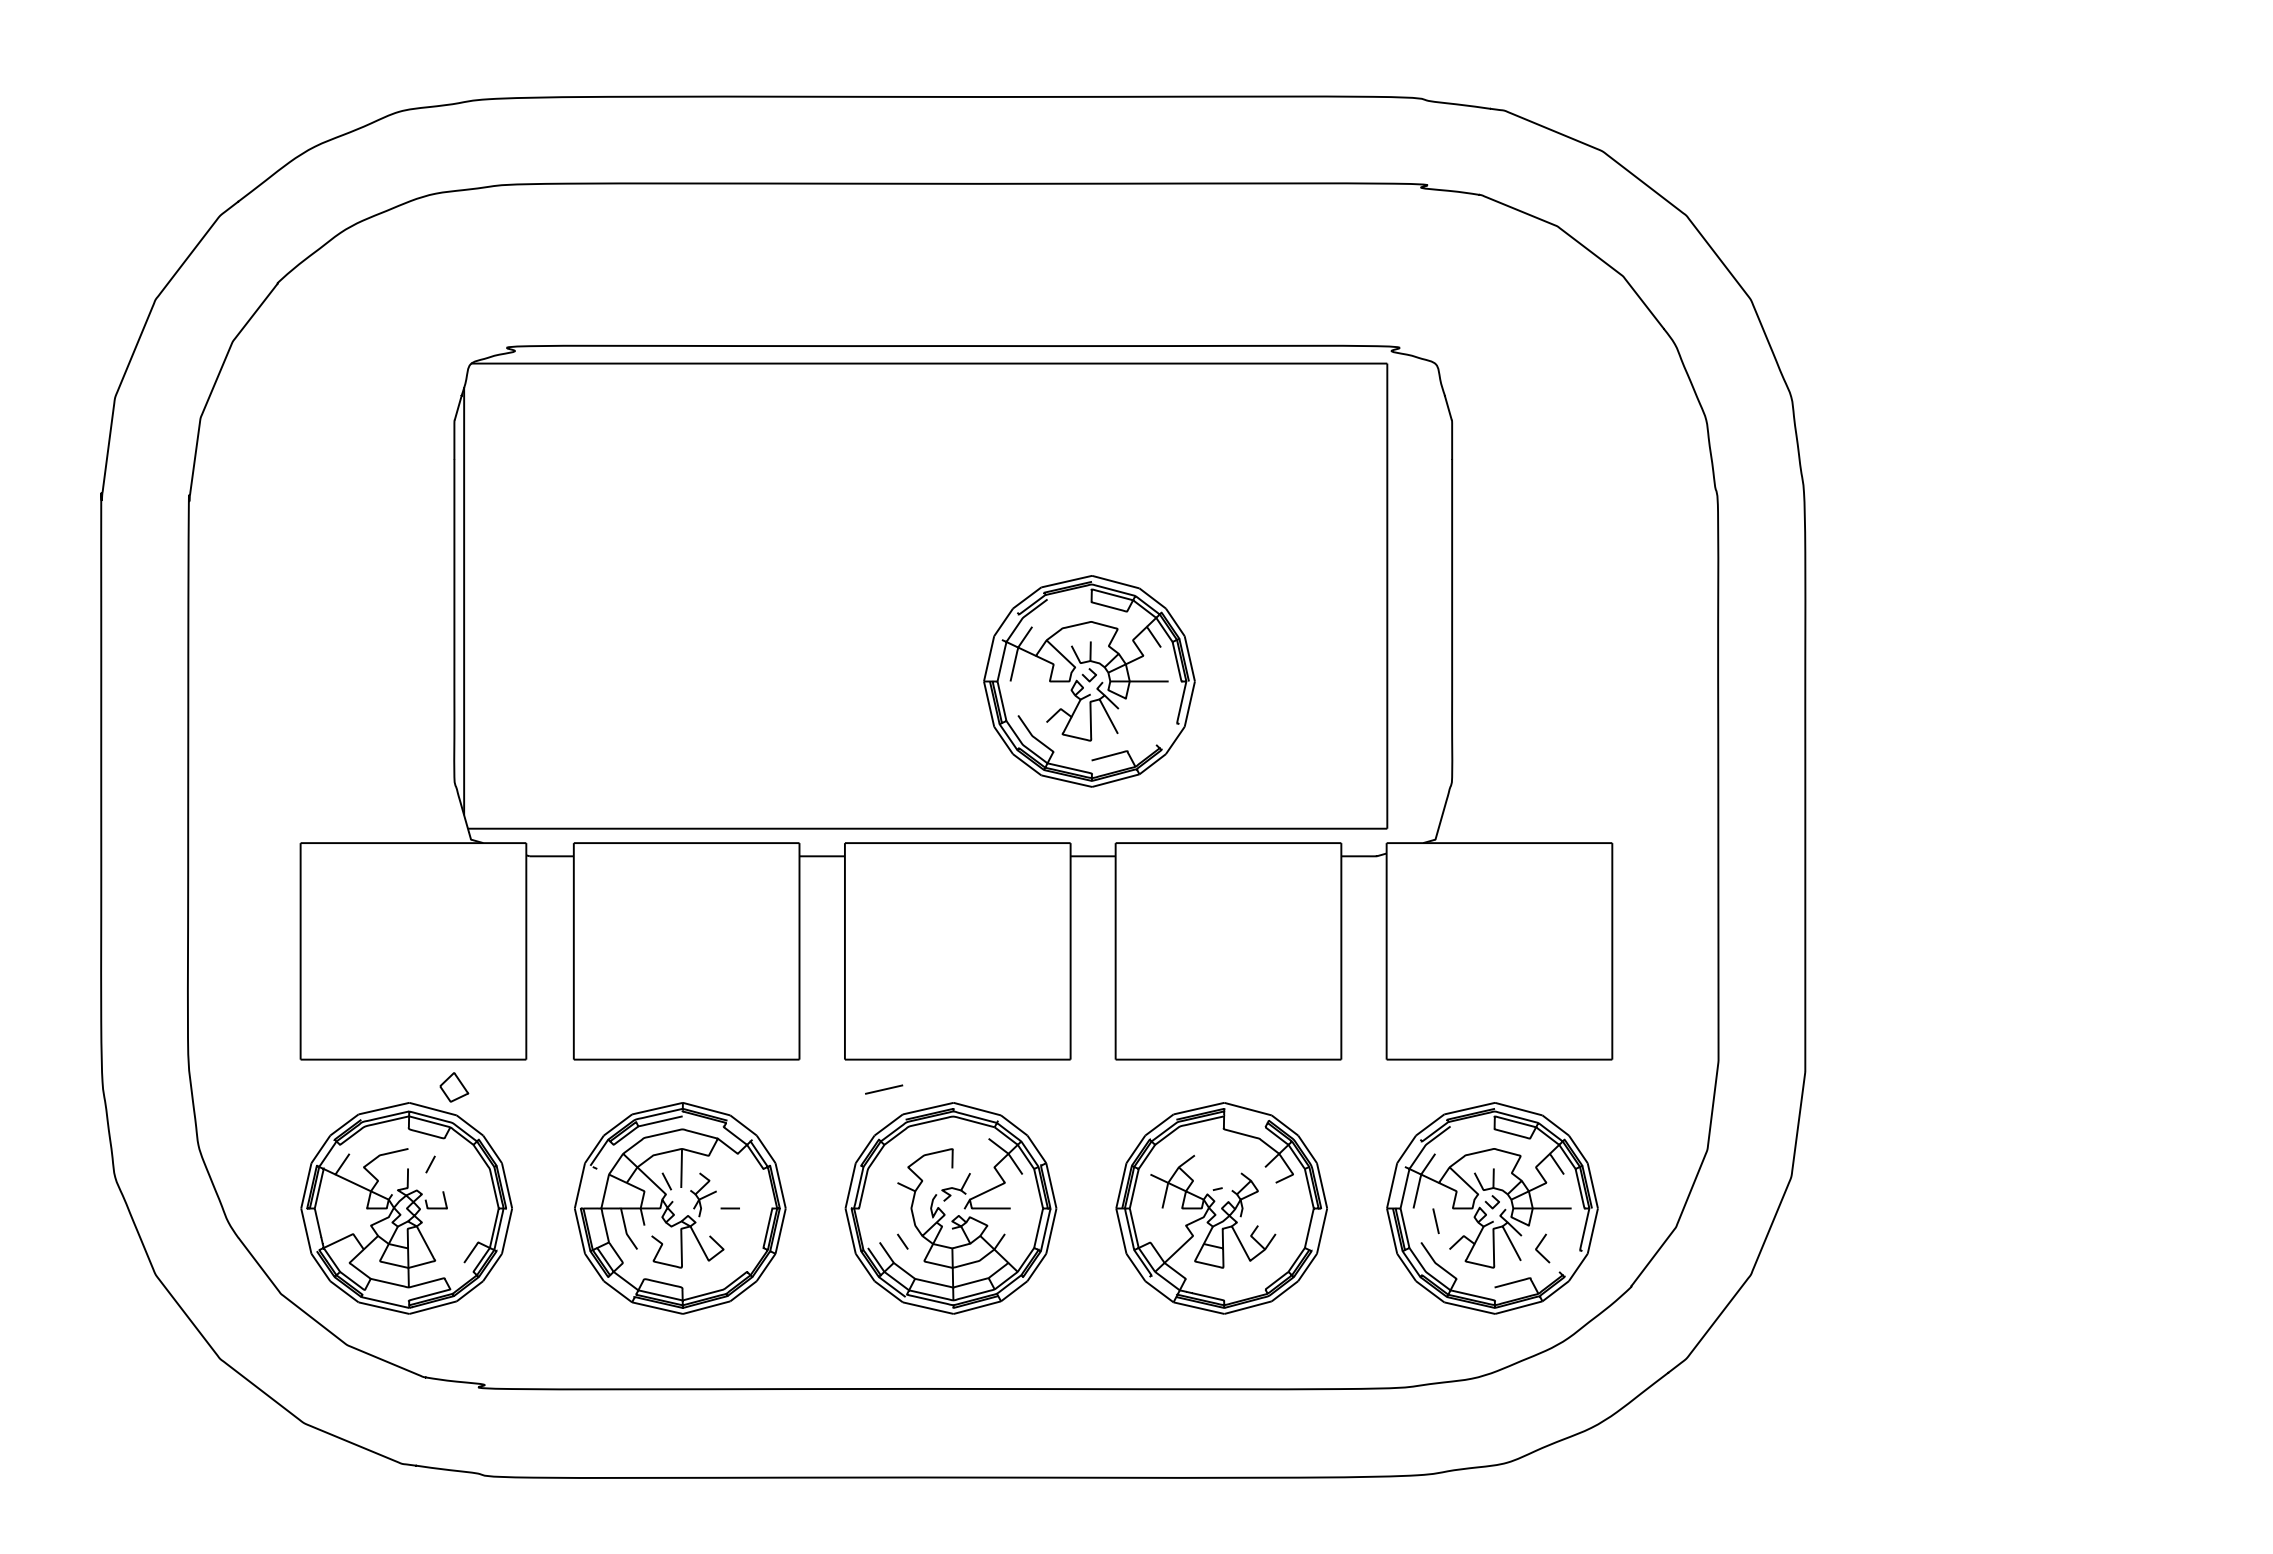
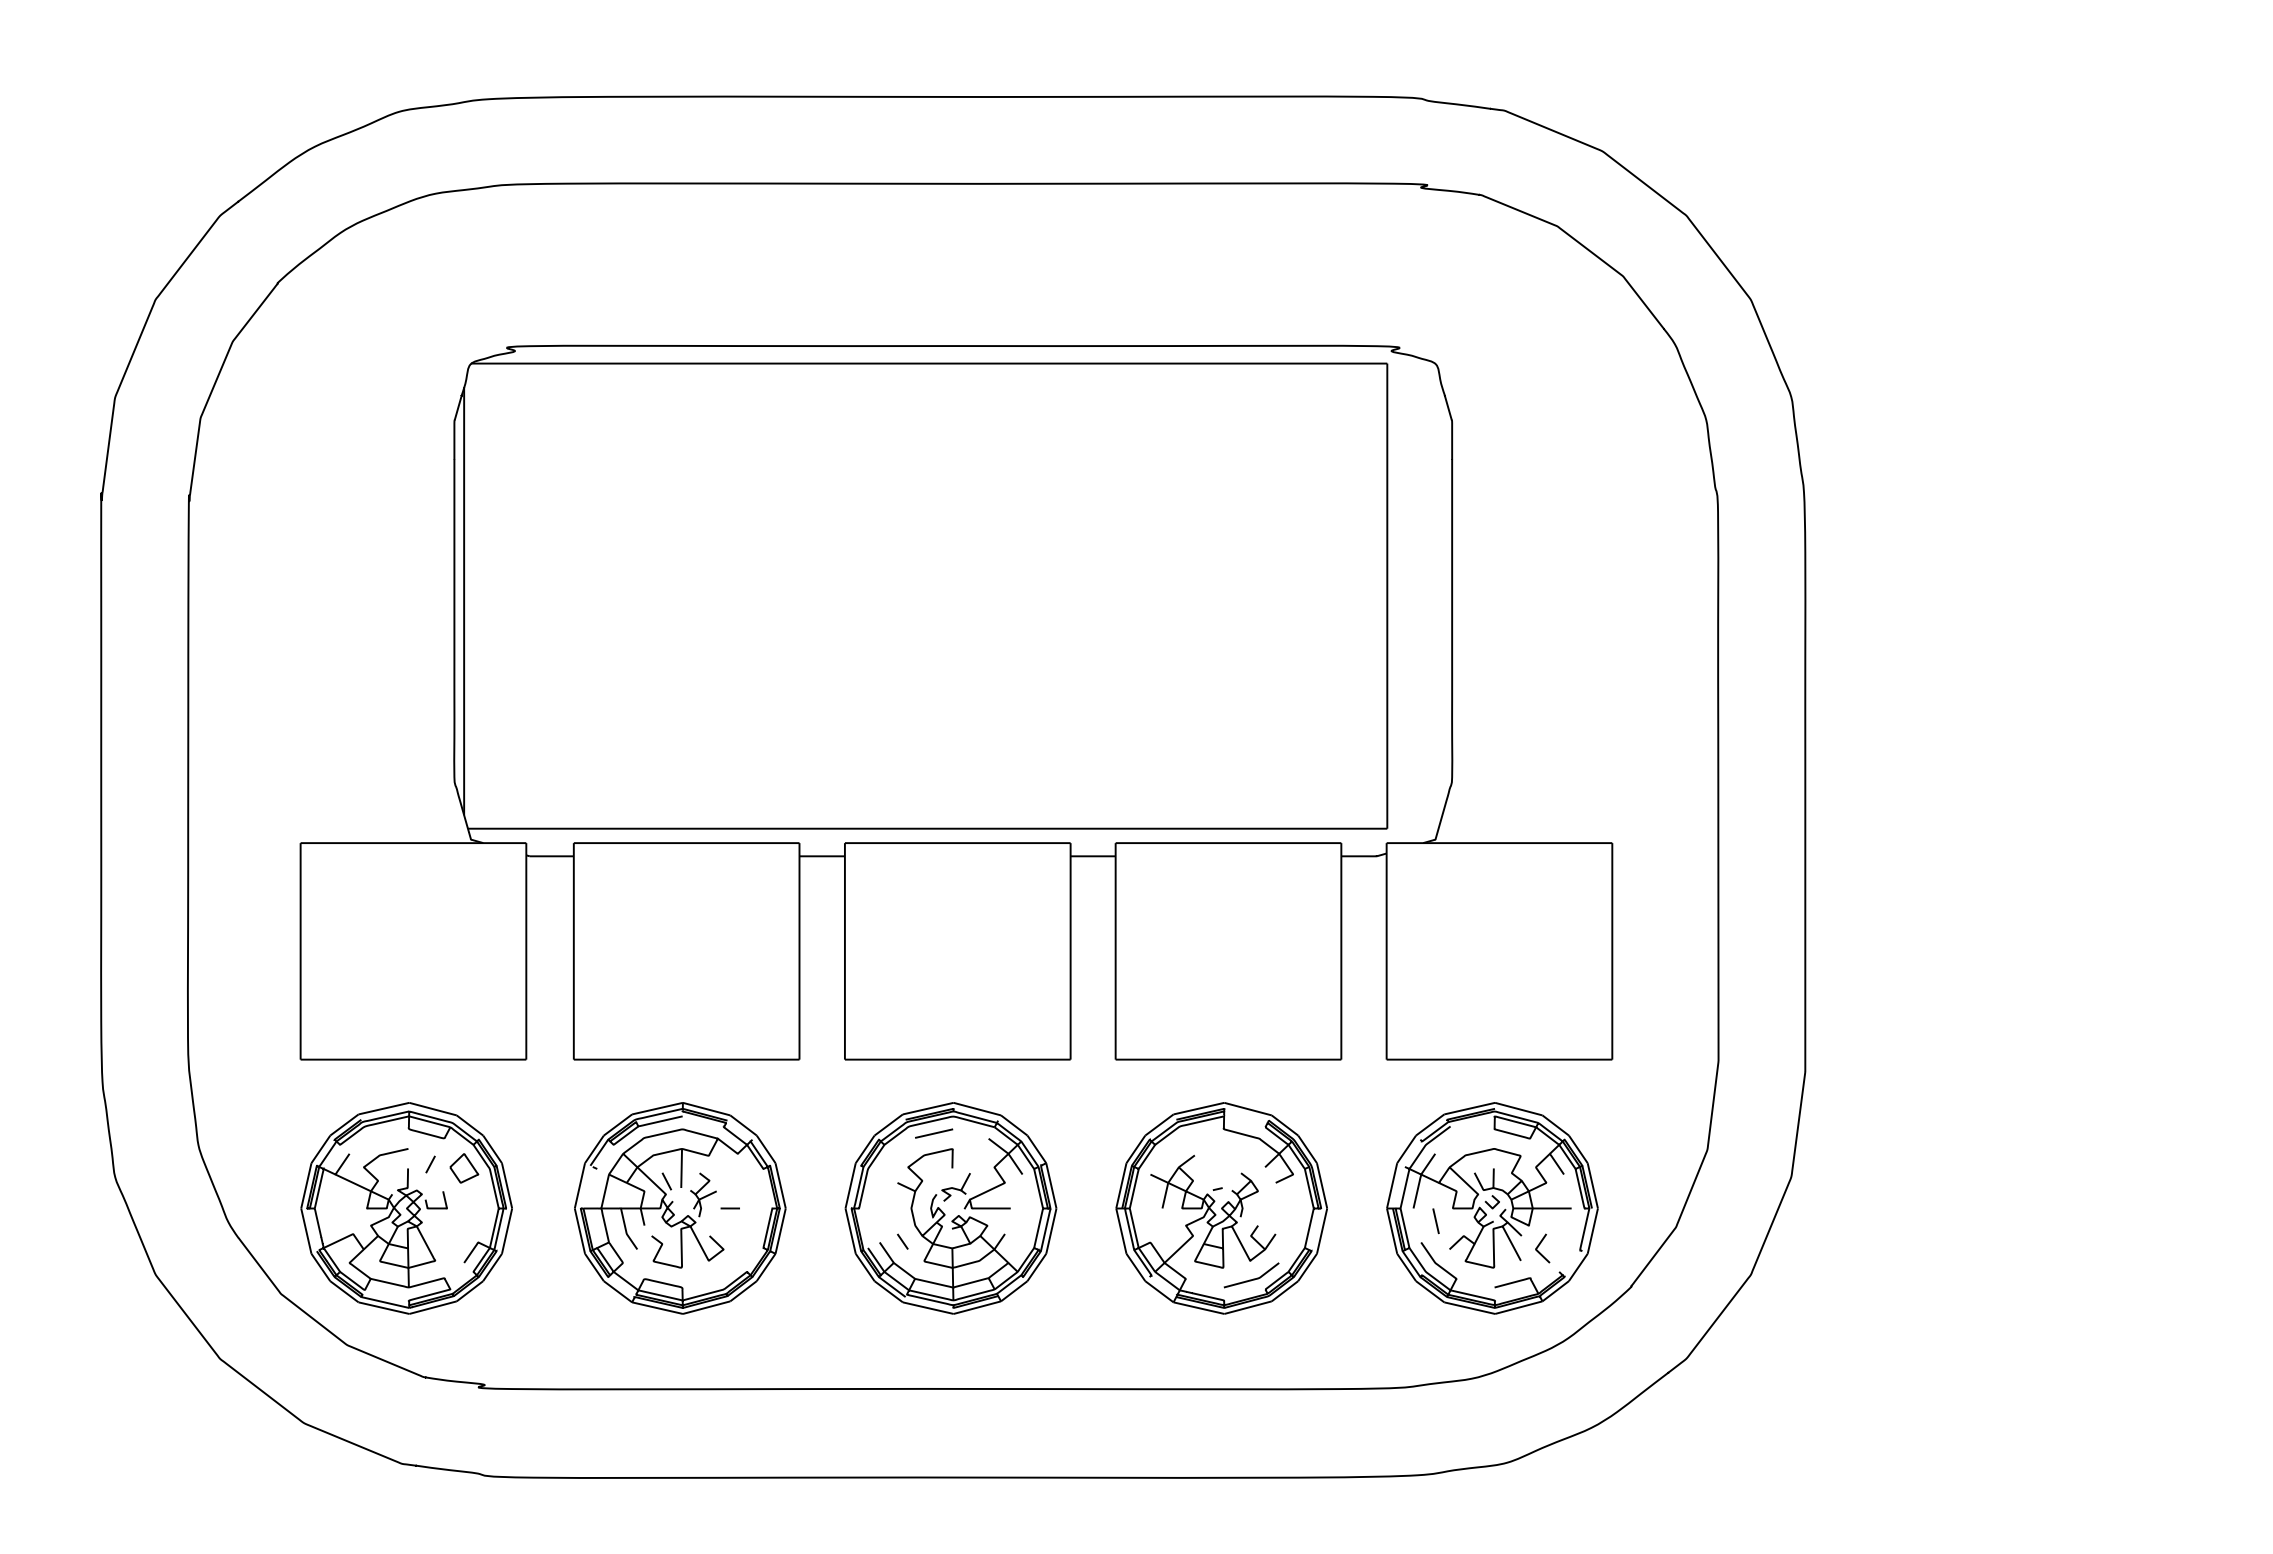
part: present -> none (1089, 681)
part position: (454, 1087) -> (464, 1168) (464, 1168)
line position: (884, 1089) -> (934, 1133) (934, 1133)
curve: none -> present (1253, 1278)
